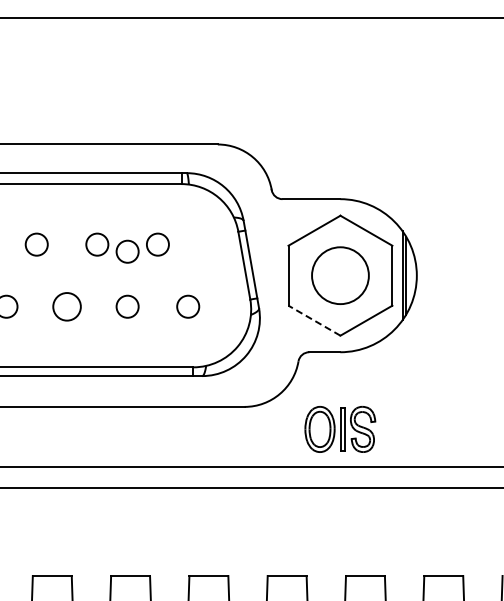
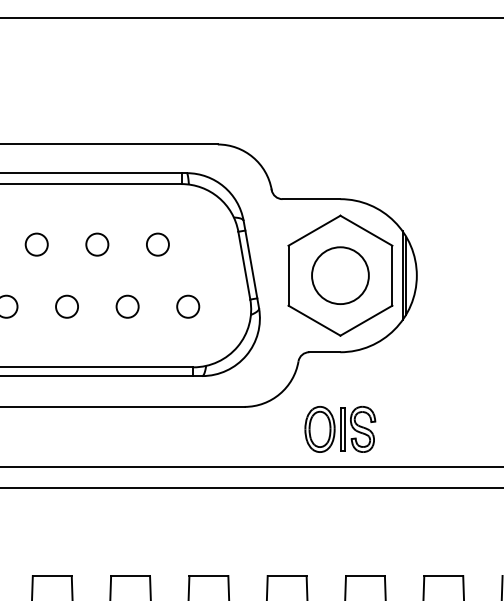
circle: present -> none (127, 251)
circle size: 30x30 px -> 24x25 px (66, 306)
line: dashed -> solid (314, 320)
